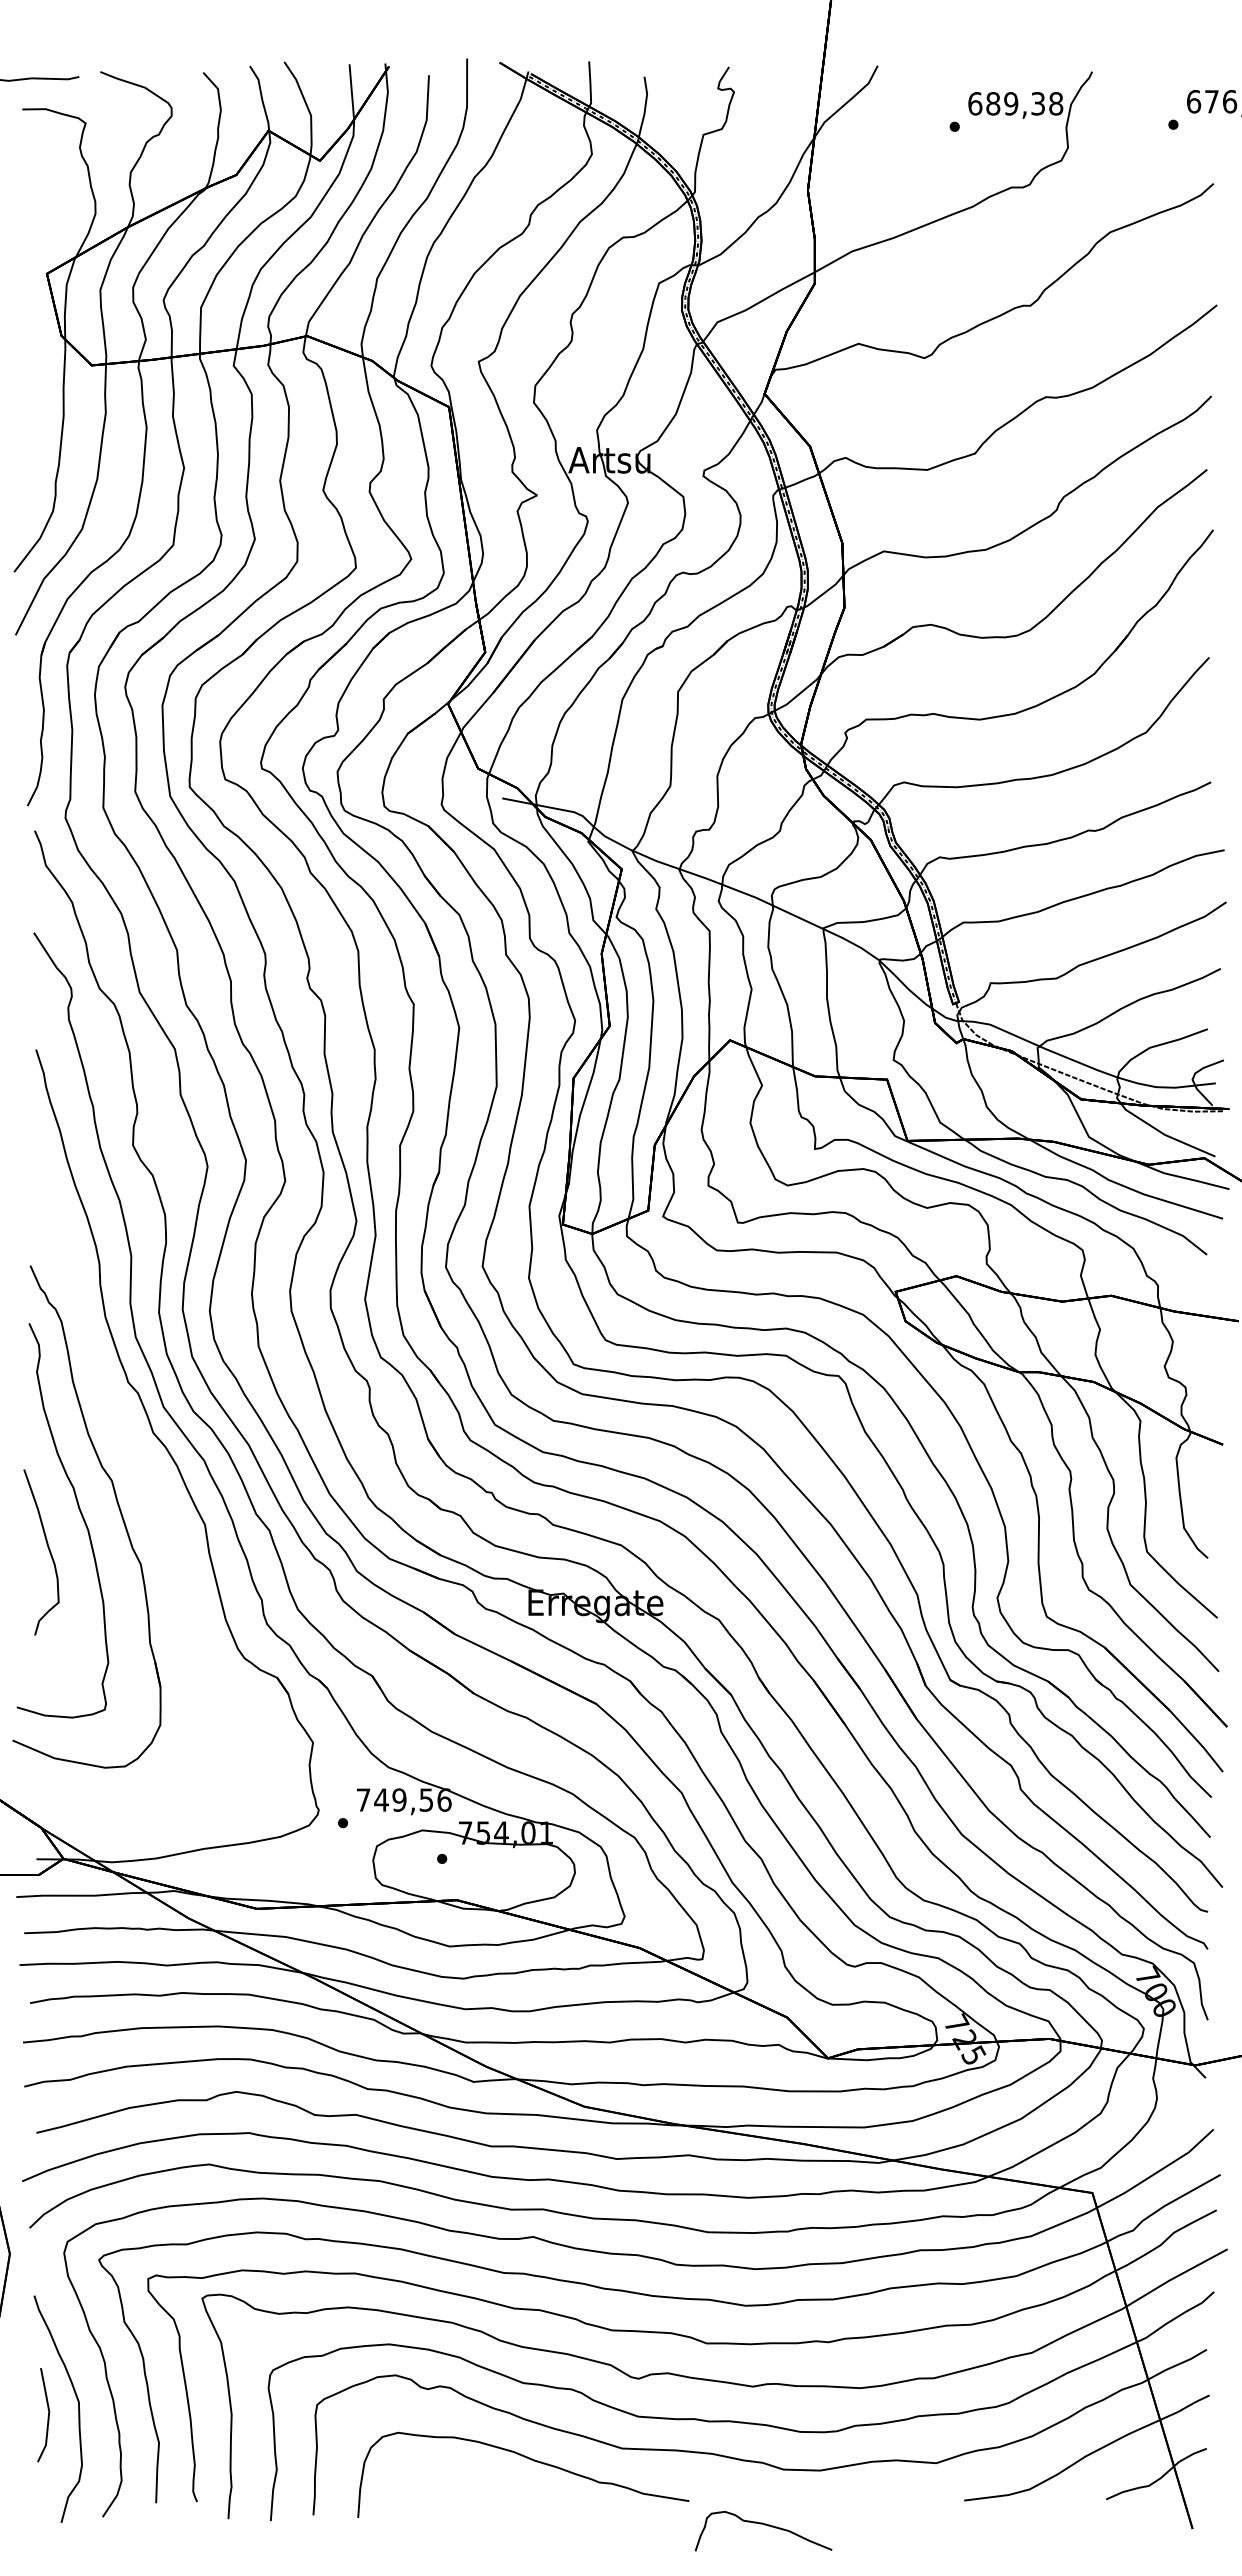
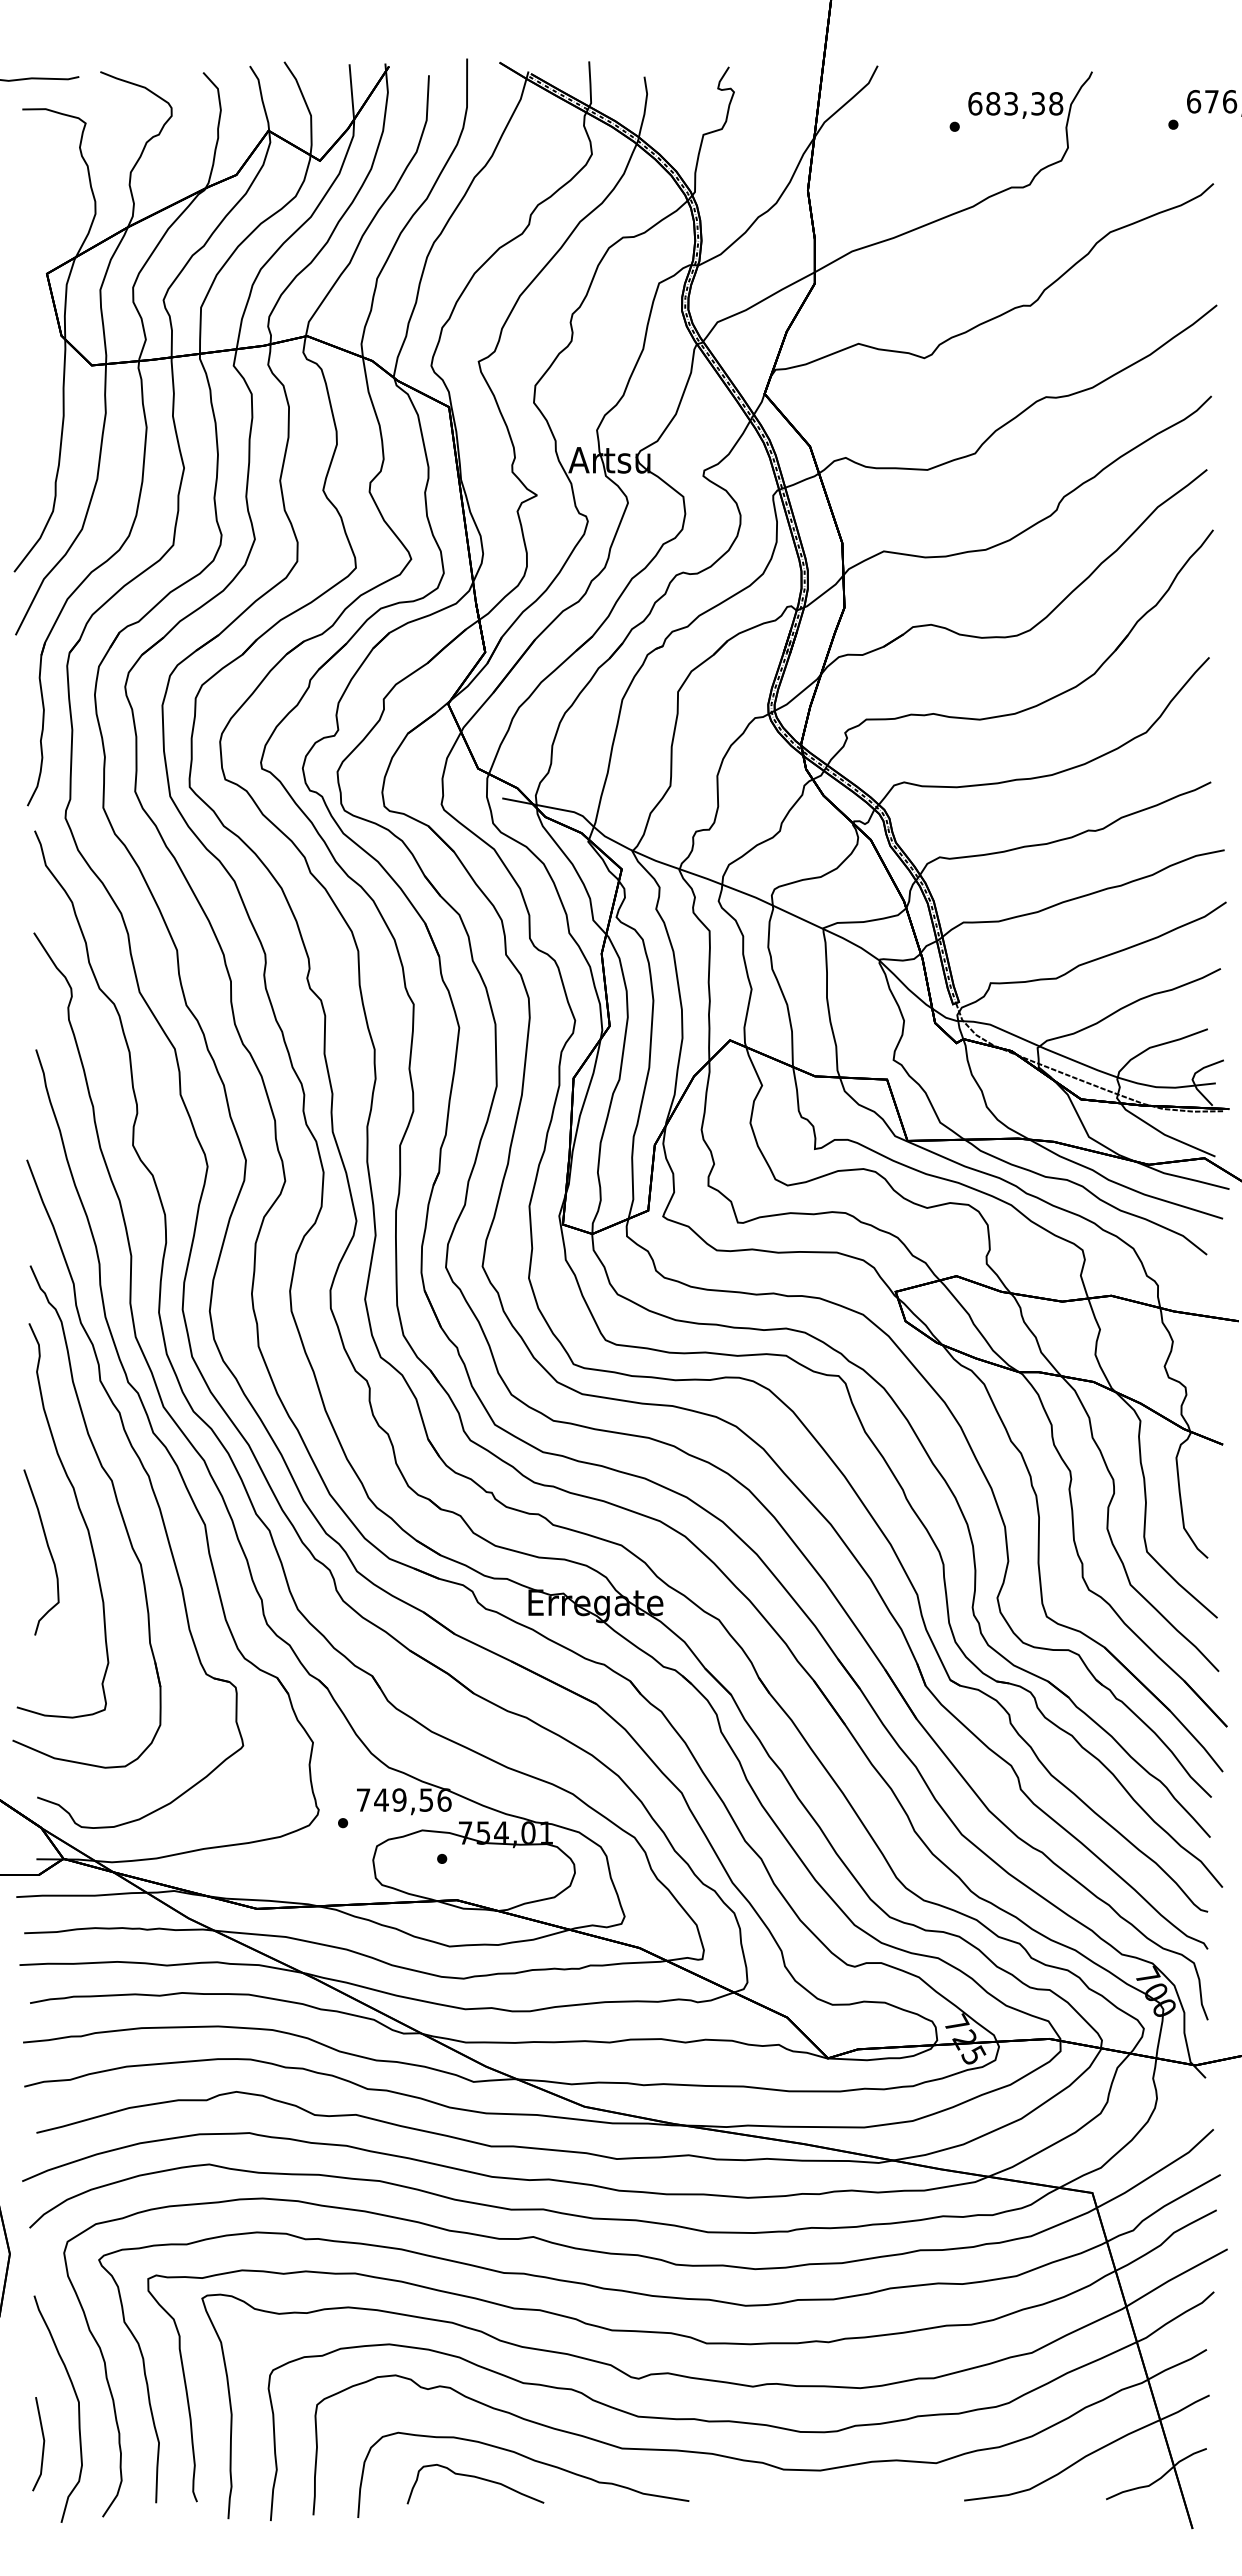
text: 689,38 -> 683,38 (1011, 103)
part: none -> present (151, 1489)
curve position: (47, 2416) -> (42, 2445) (42, 2445)
curve position: (764, 2525) -> (476, 2478) (476, 2478)
